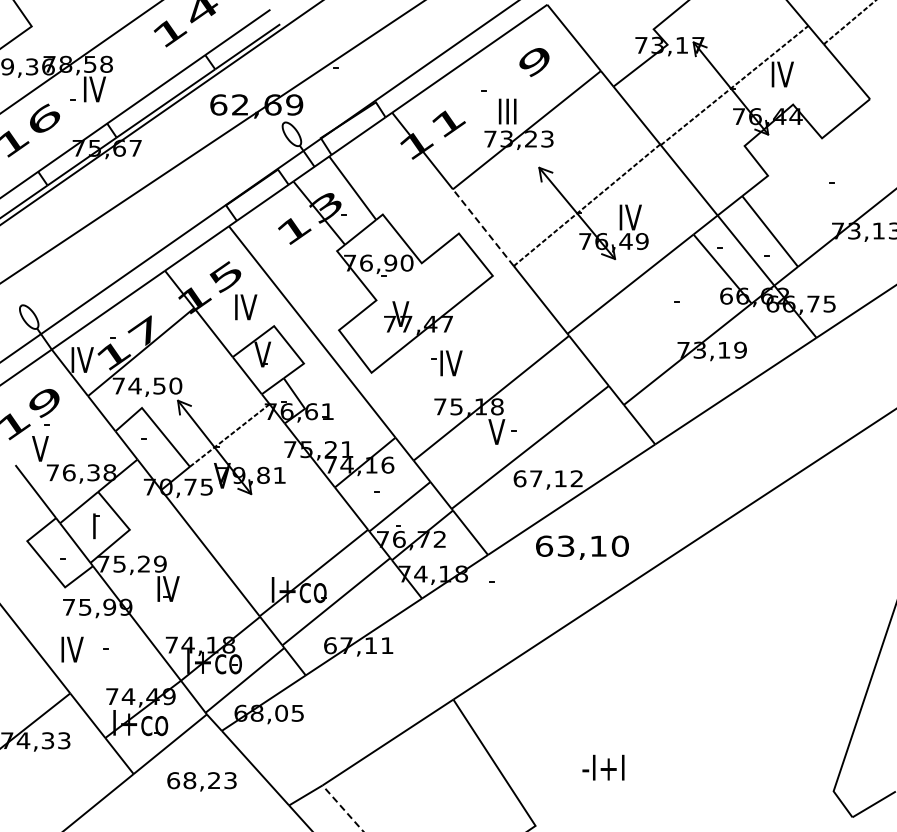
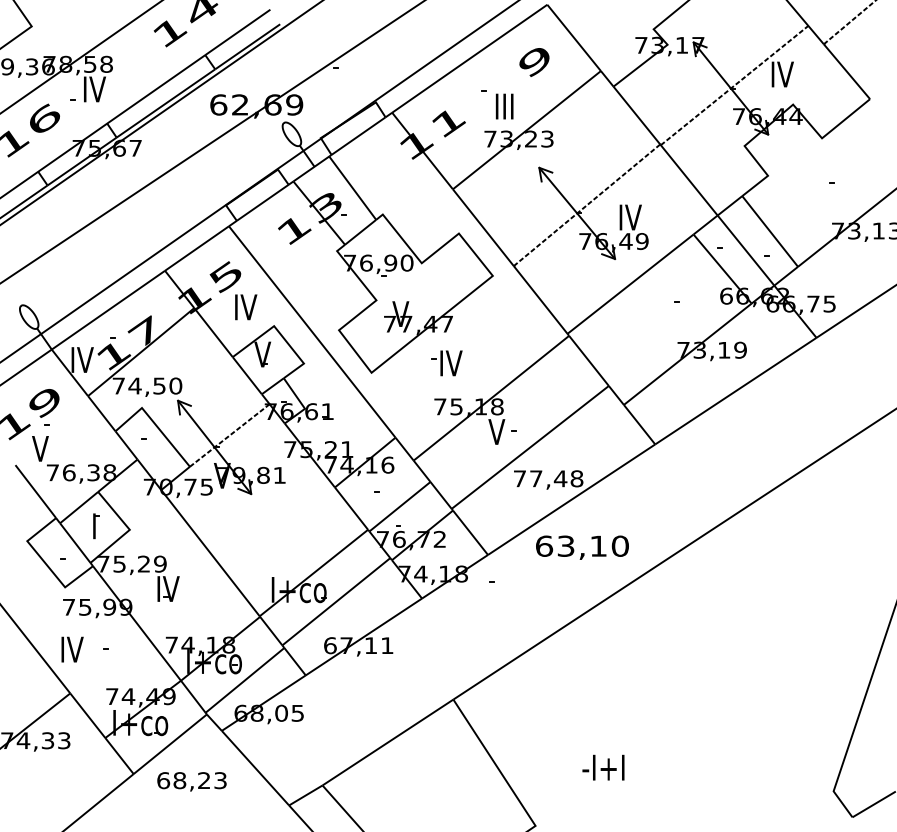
text position: (507, 111) -> (504, 106) (504, 106)
line: dashed -> solid (483, 227)
text: 67,12 -> 77,48 (548, 478)
text position: (201, 781) -> (191, 781) (191, 781)
line: dashed -> solid (342, 808)
